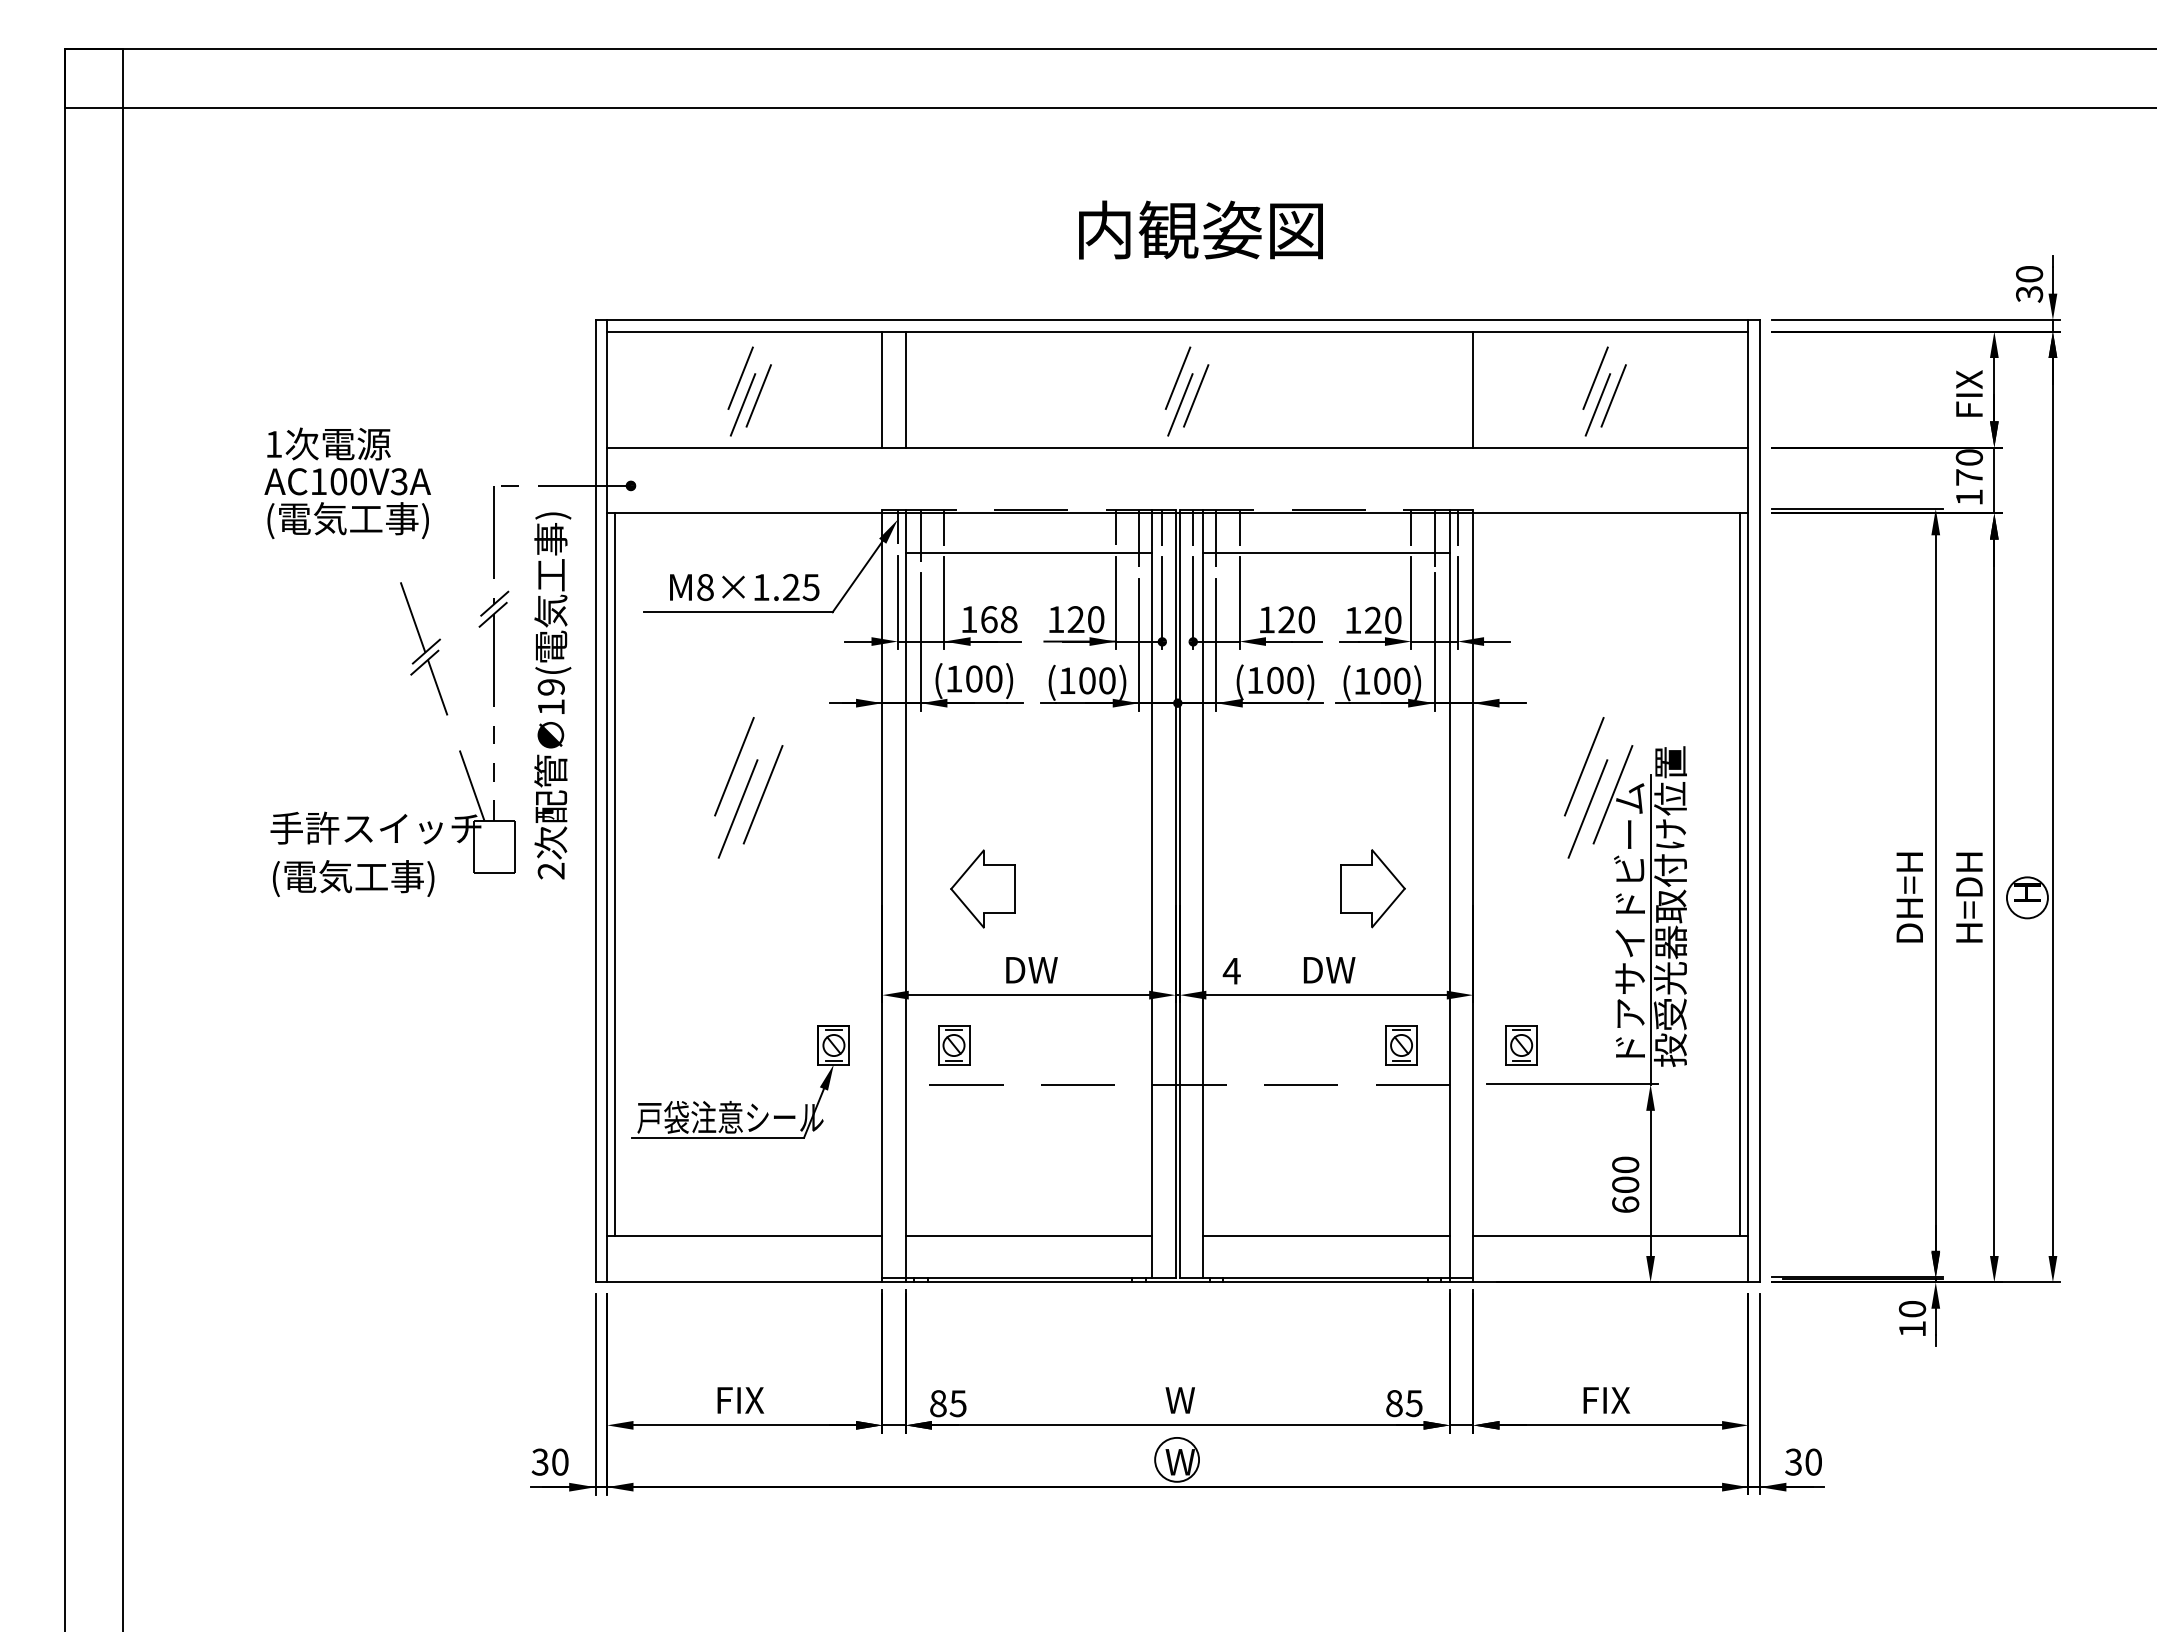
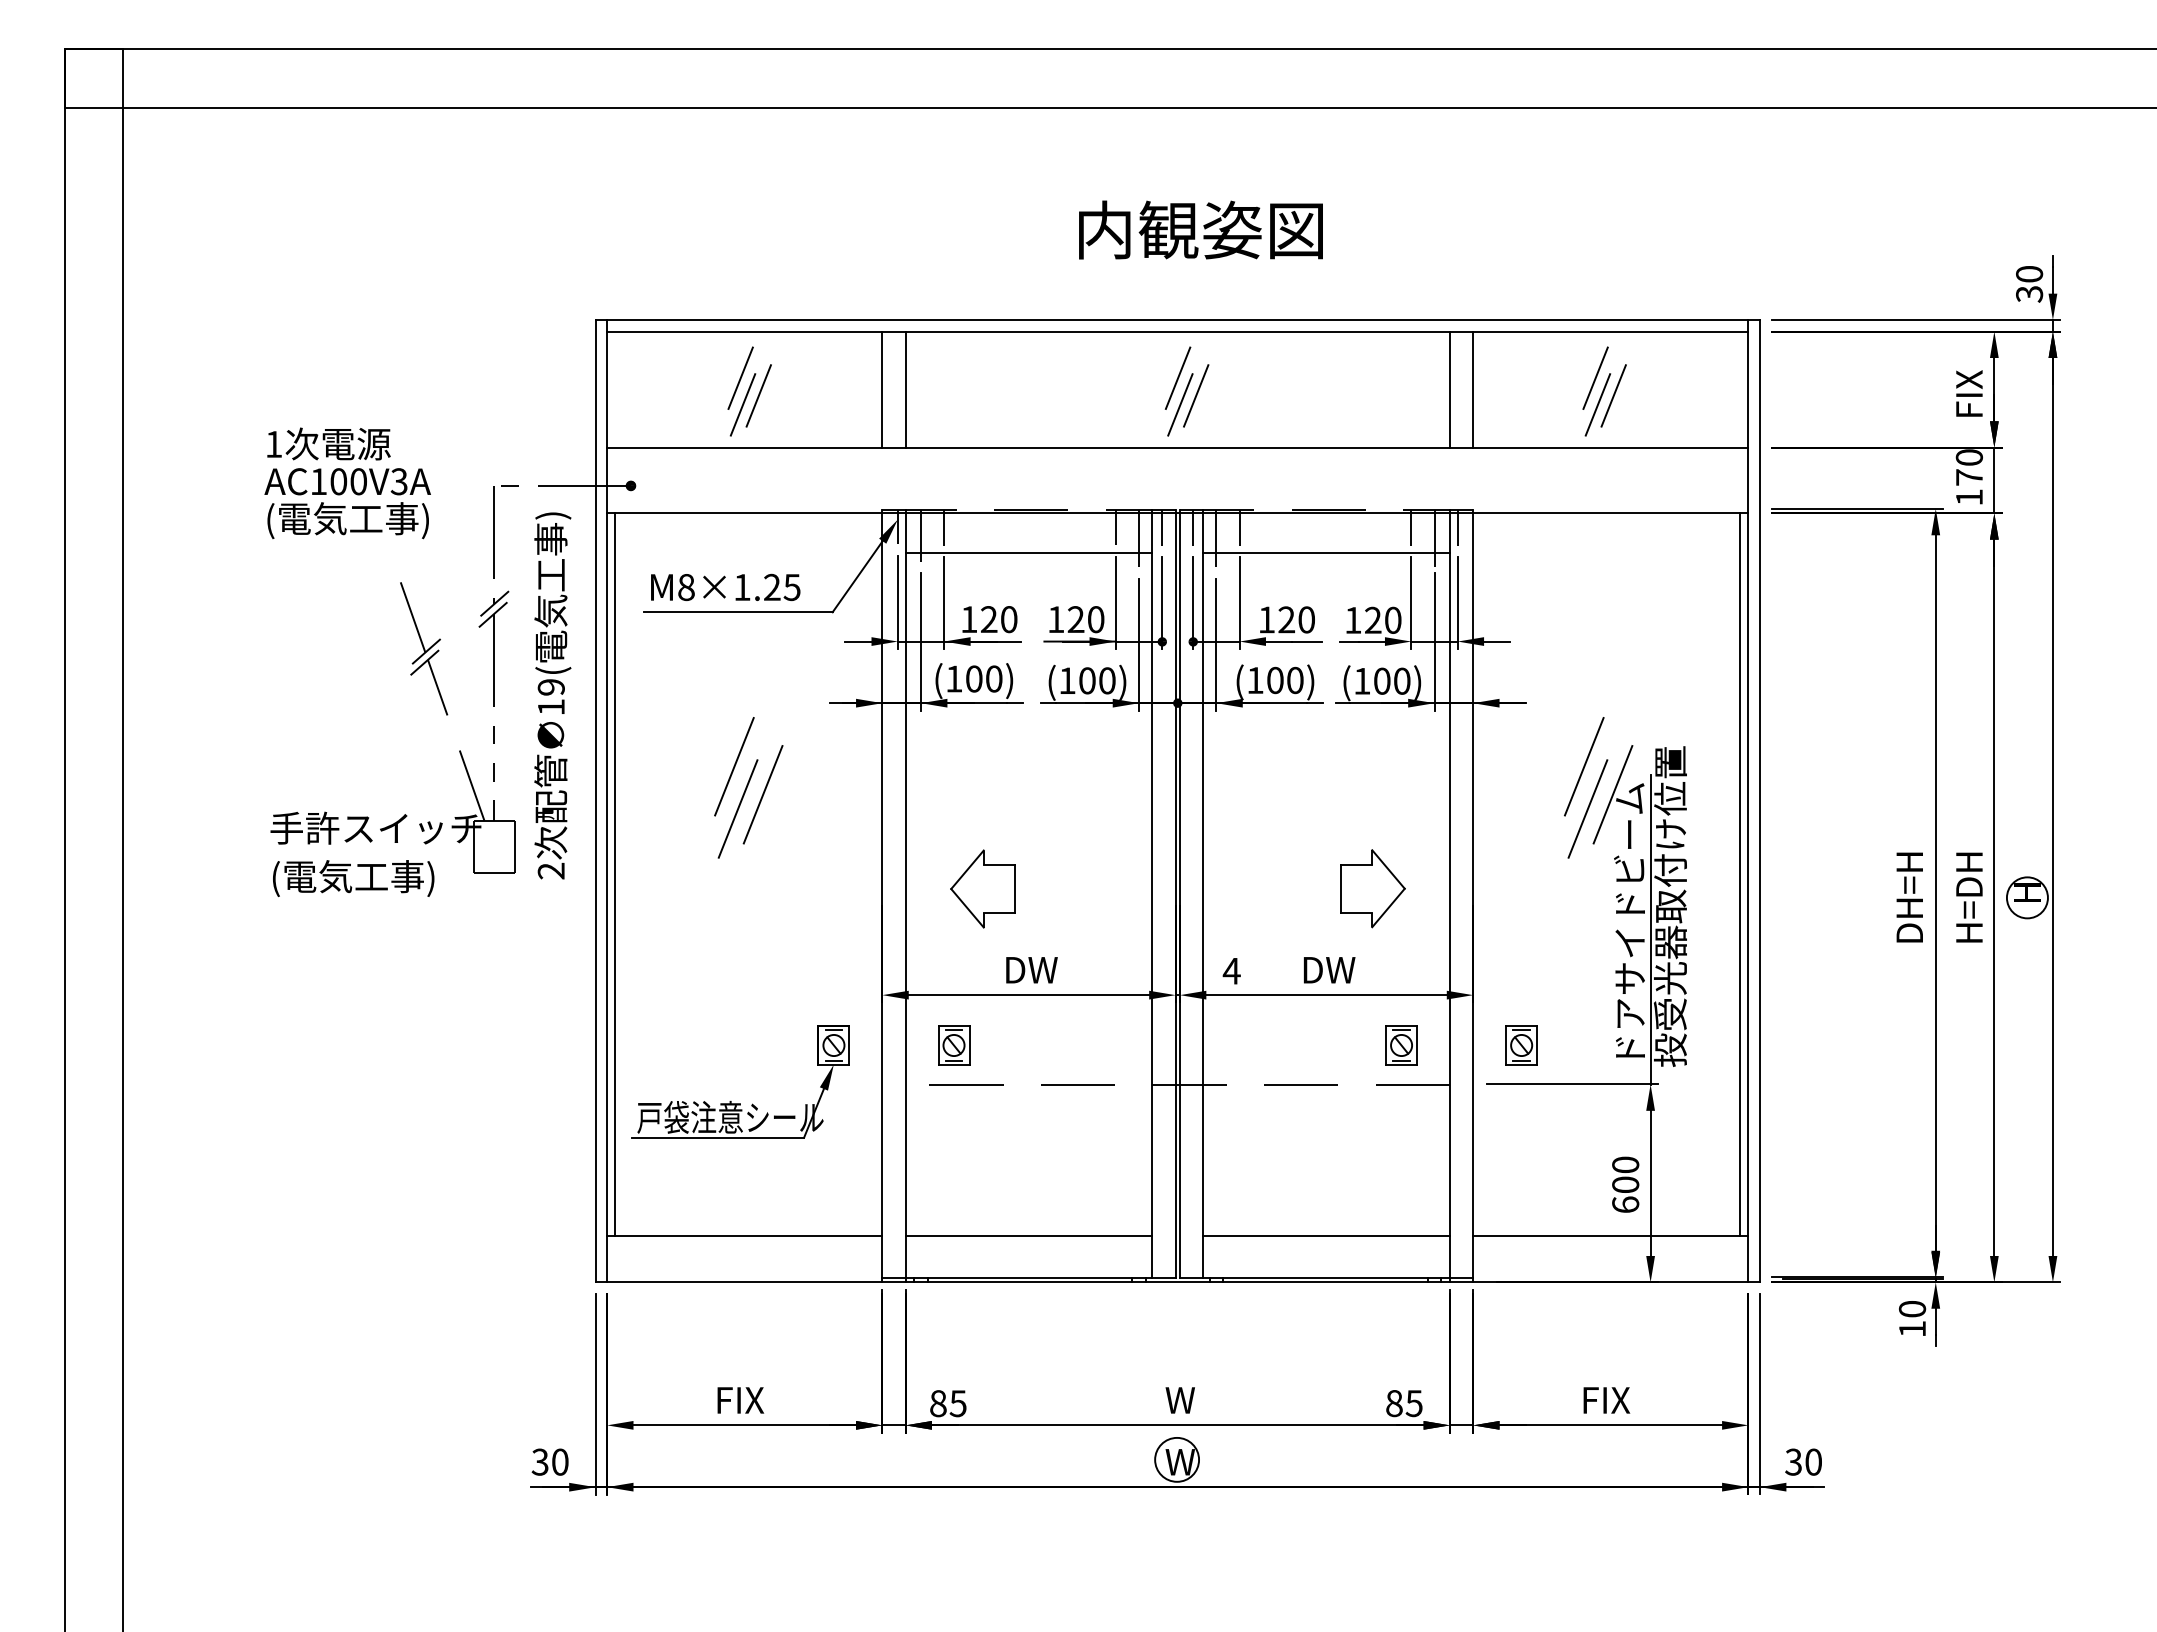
line: none -> present (1449, 389)
text position: (744, 586) -> (725, 586) (725, 586)
text: 168 -> 120 (999, 619)
